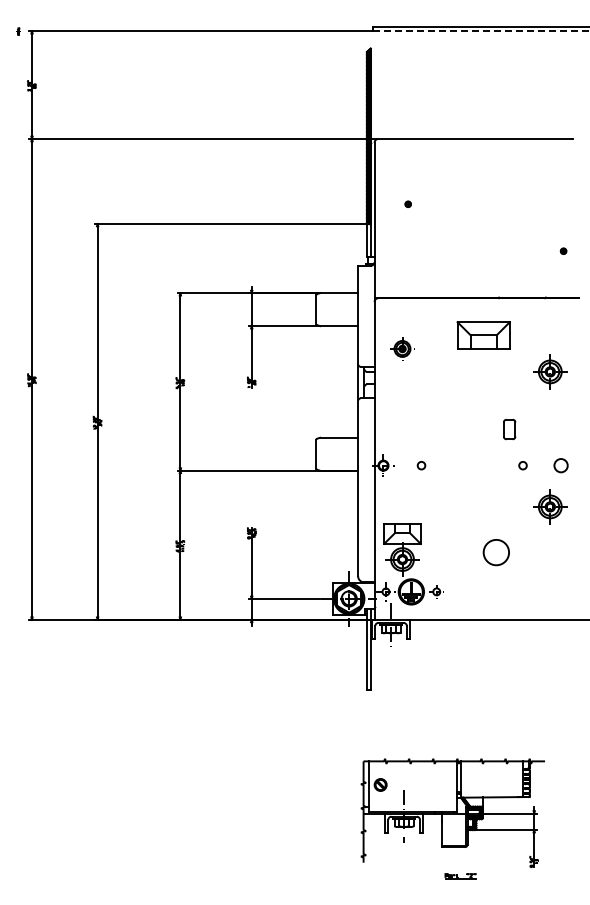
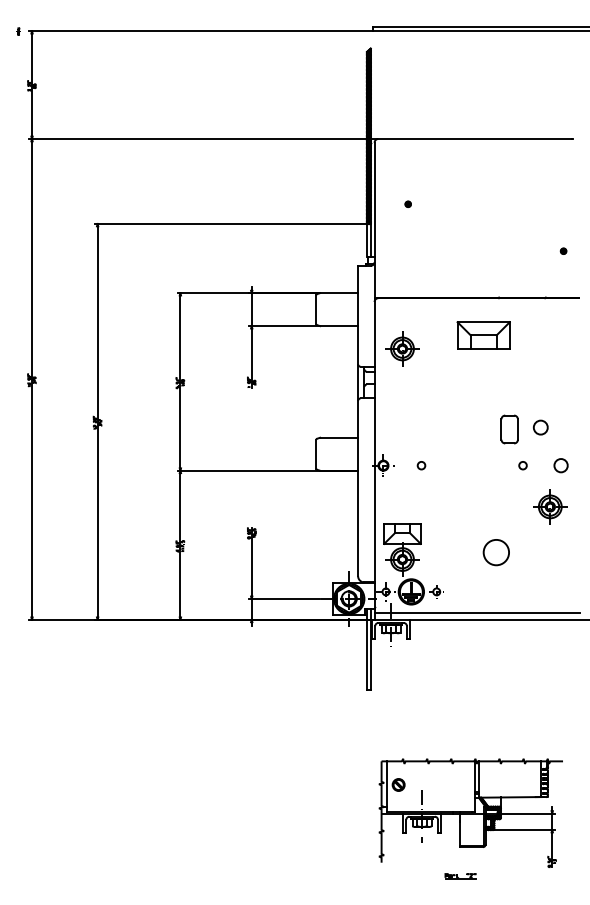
line: dashed -> solid (481, 31)
part size: 25x24 px -> 35x36 px (402, 348)
part: present -> none (550, 371)
circle: none -> present (540, 427)
part size: 14x23 px -> 19x31 px (509, 429)
line: none -> present (477, 613)
part position: (452, 812) -> (470, 812) (470, 812)
